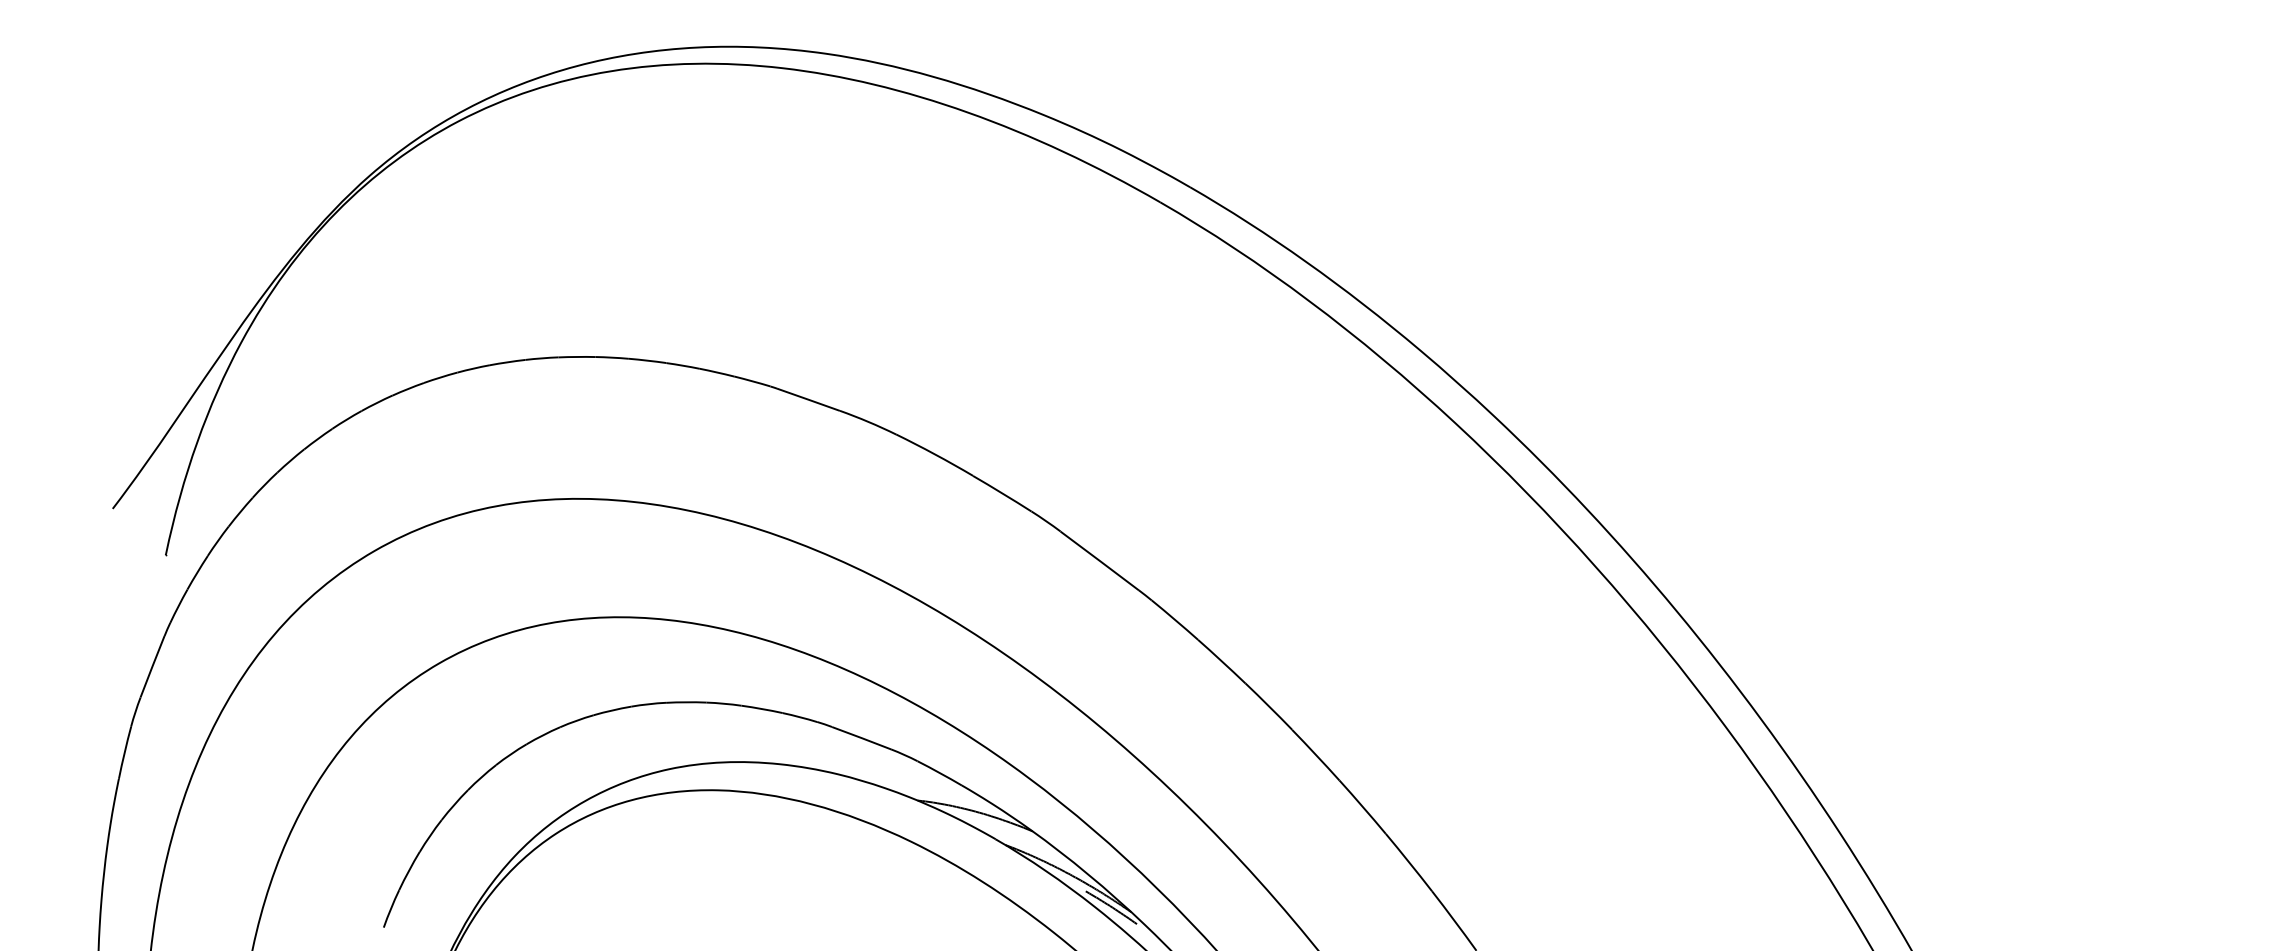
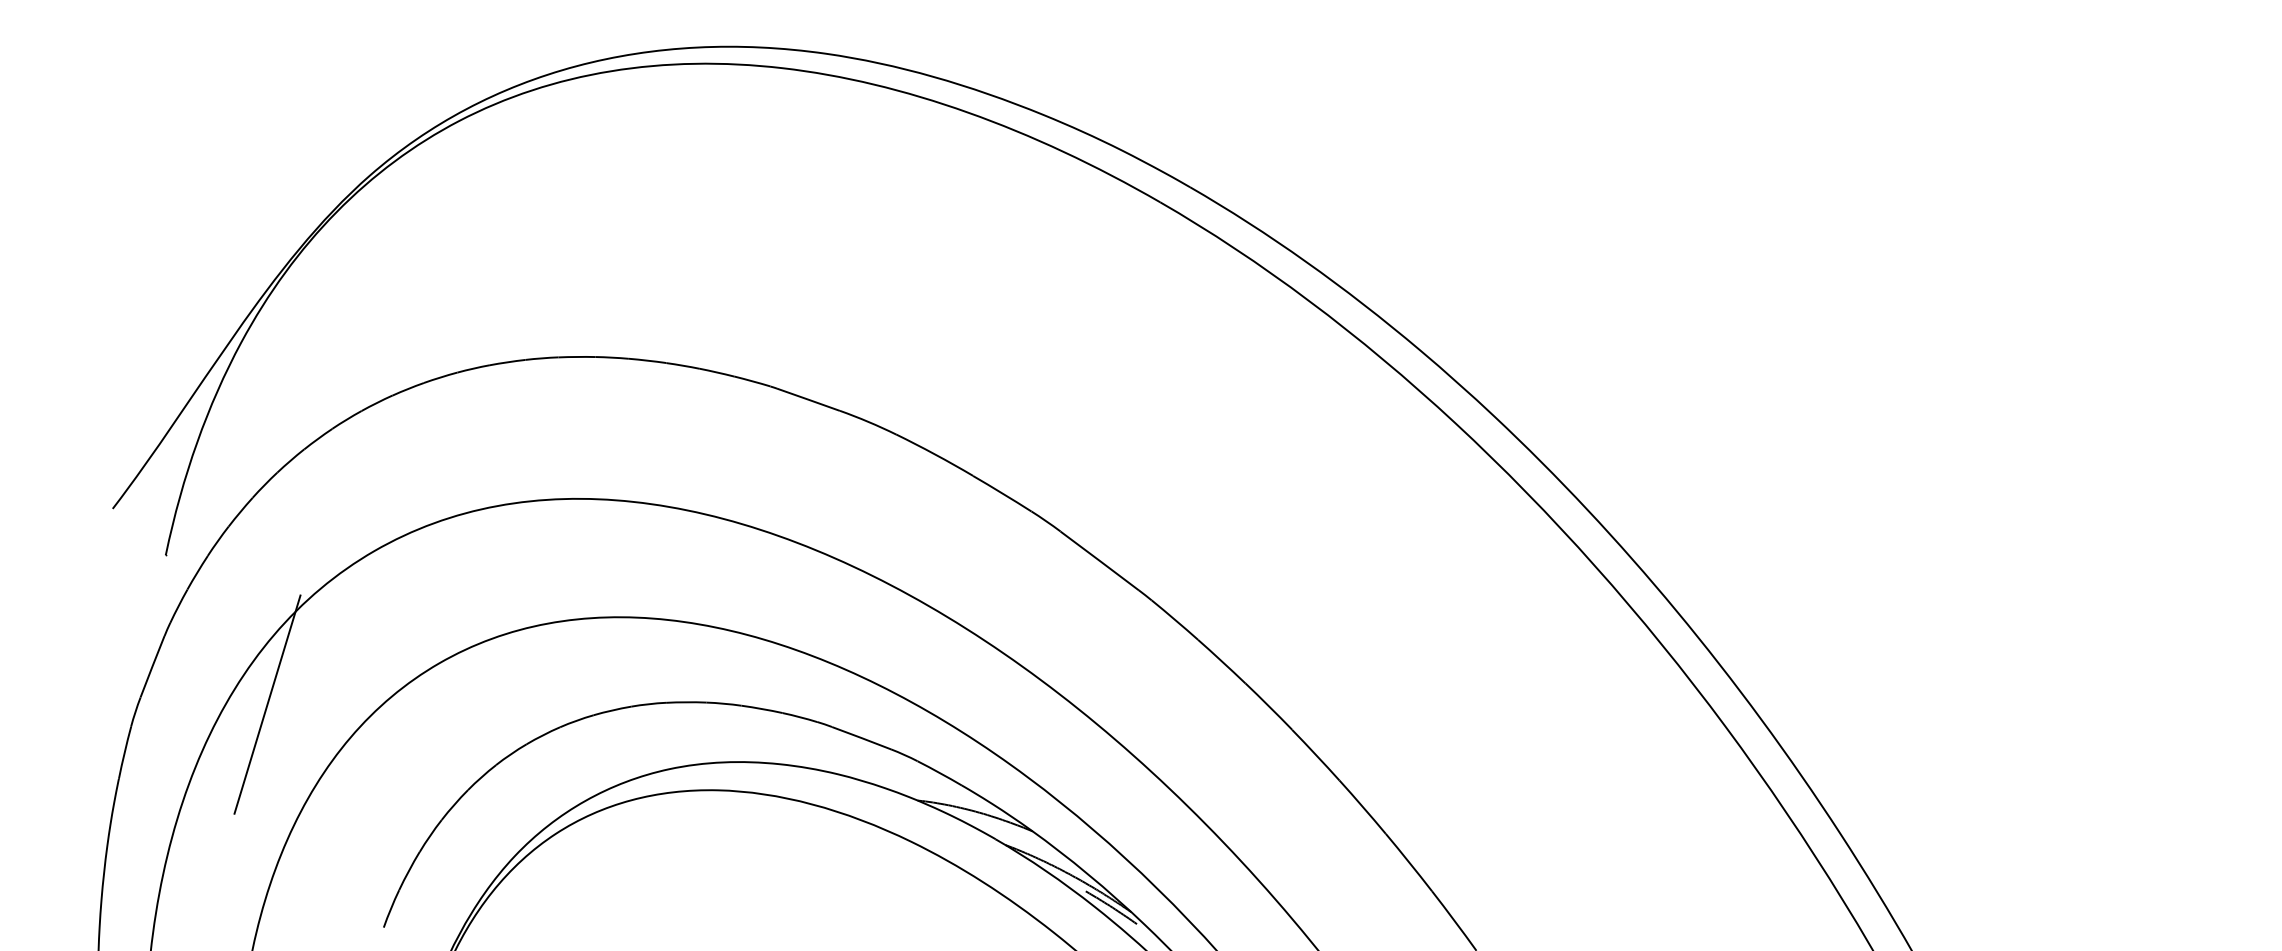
line: none -> present (267, 704)
